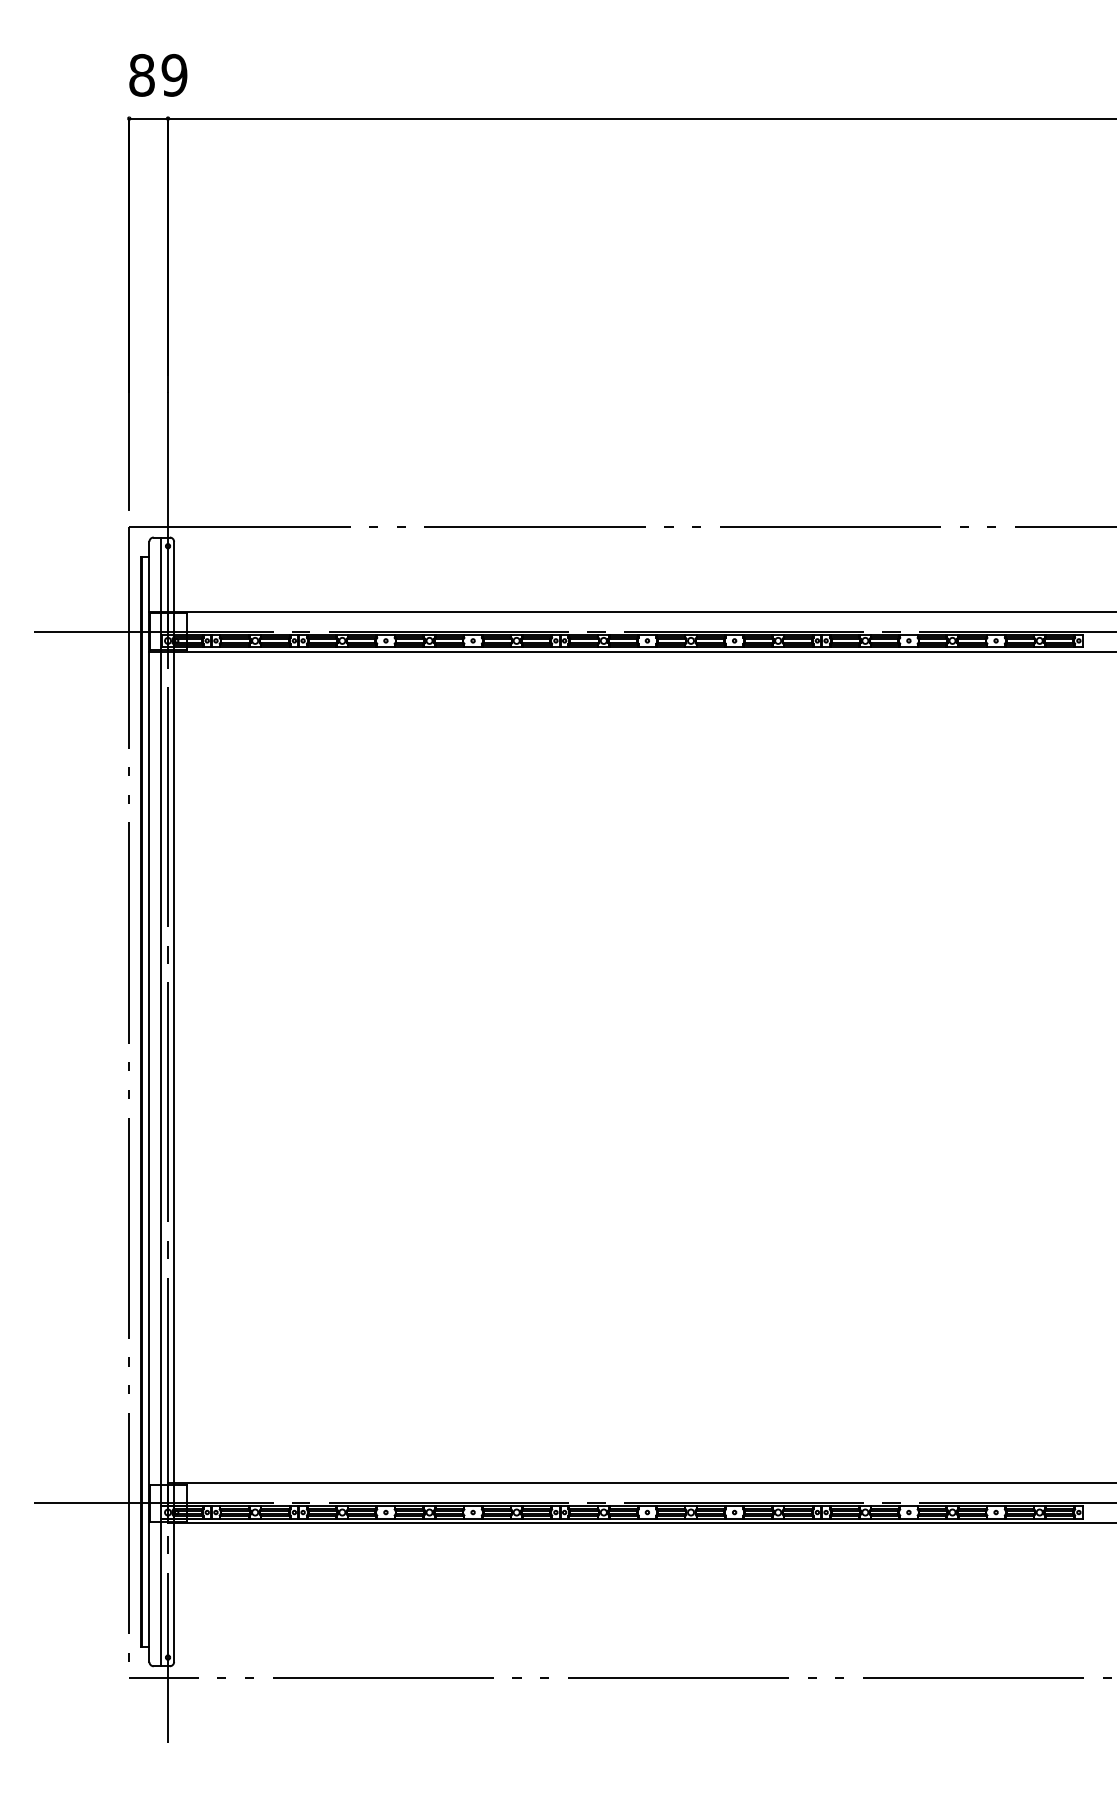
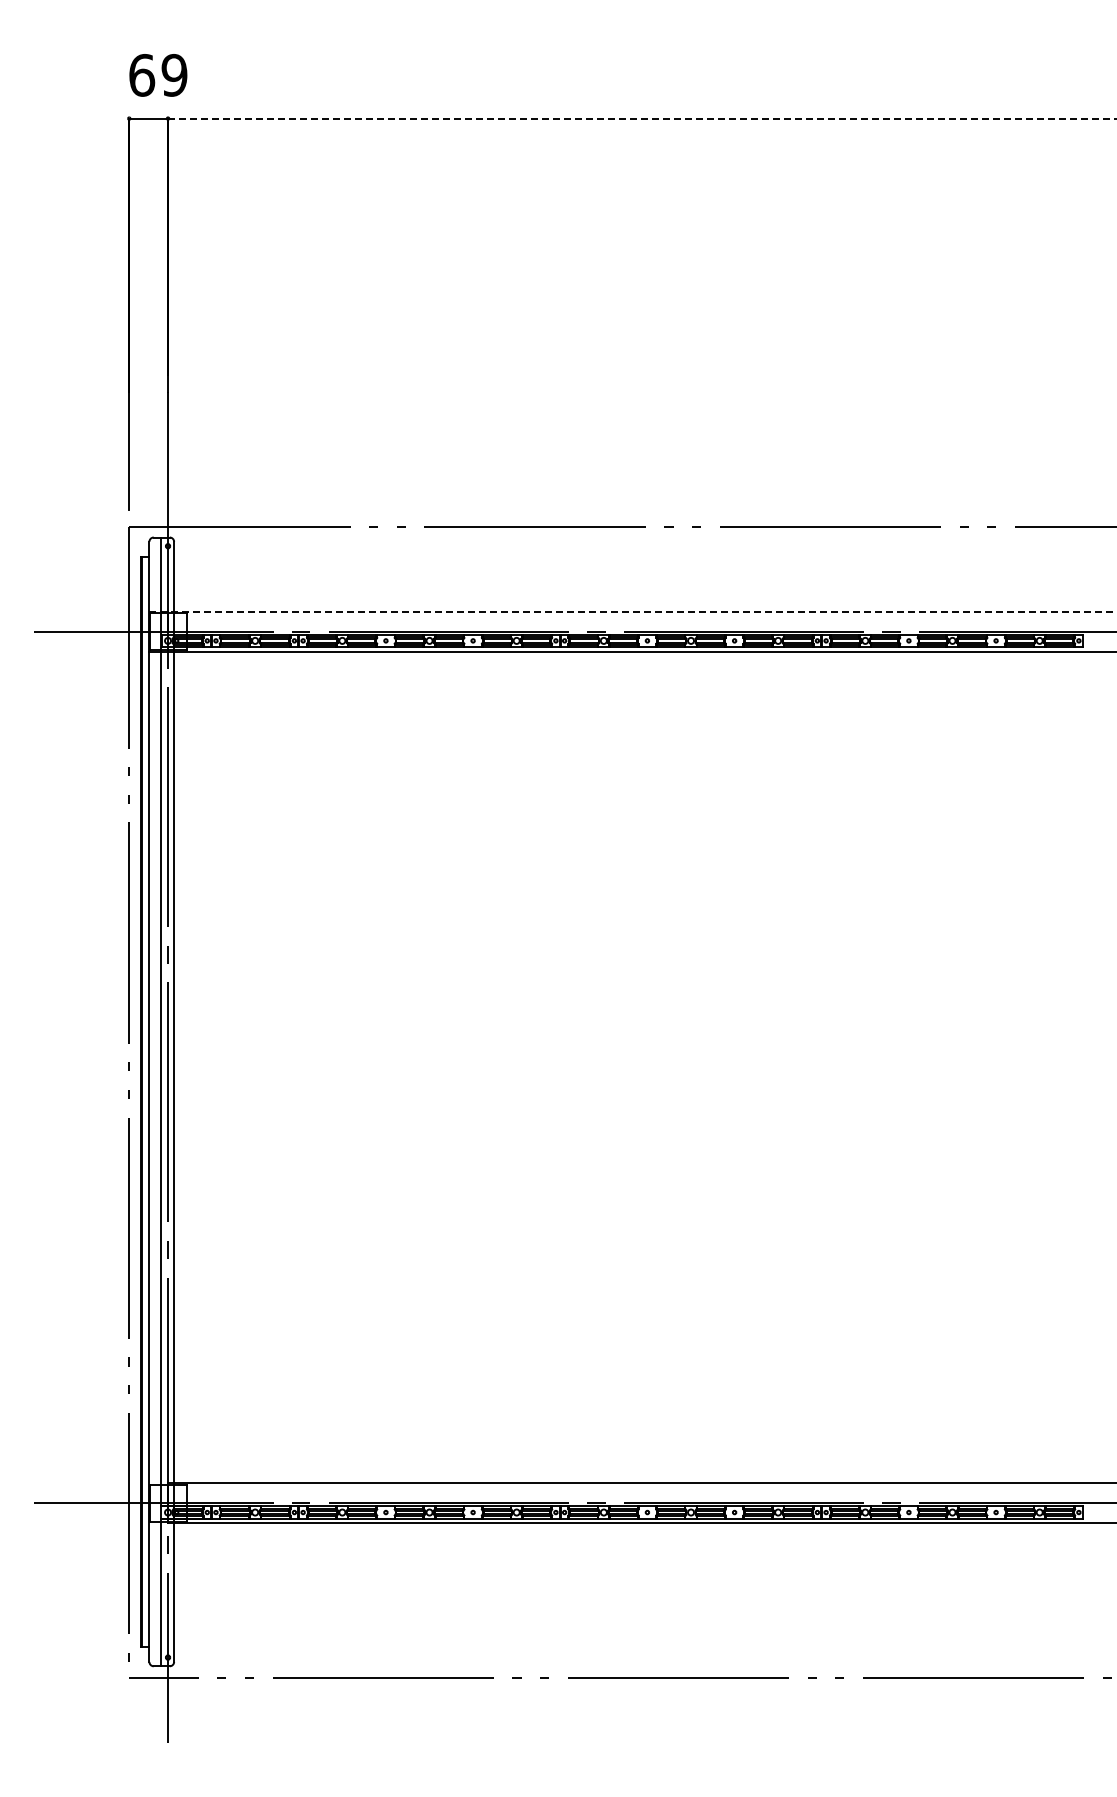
text: 89 -> 69 (142, 75)
line: solid -> dashed (642, 118)
line: solid -> dashed (632, 611)
